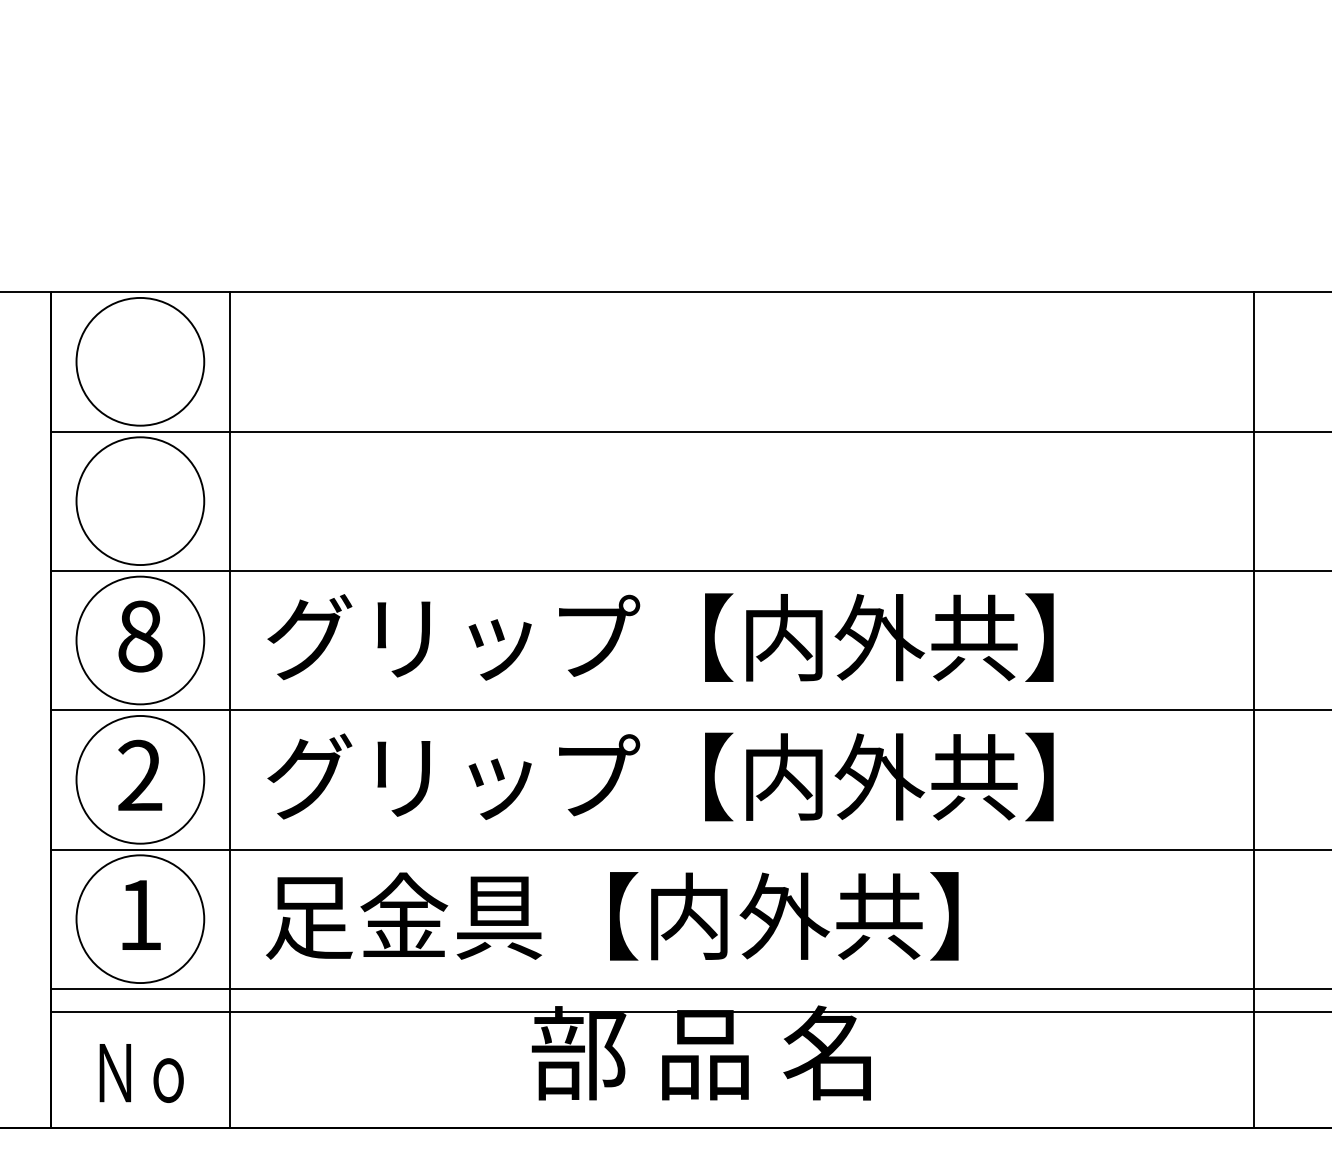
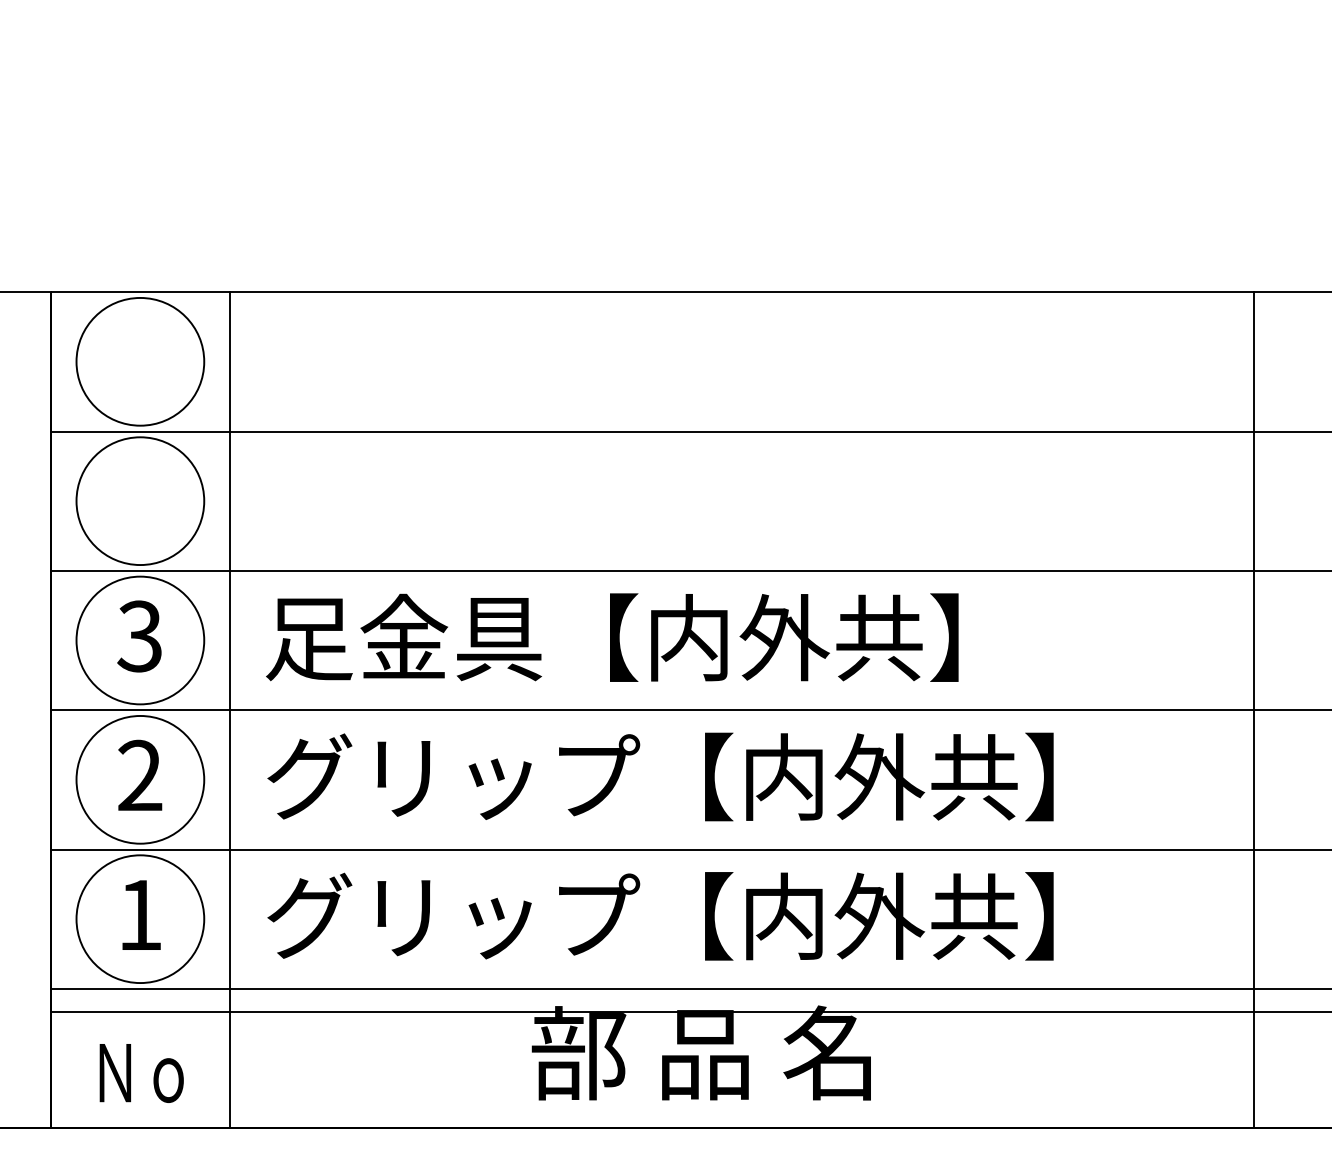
text: 8 -> 3 (139, 636)
text: グリップ【内外共】 -> 足金具【内外共】 (659, 637)
text: 足金具【内外共】 -> グリップ【内外共】 (659, 916)
